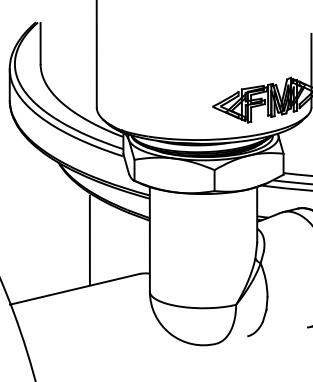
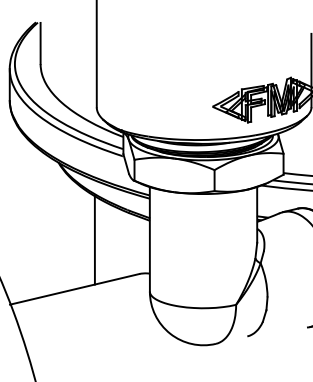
line position: (89, 239) -> (94, 239) (94, 239)
